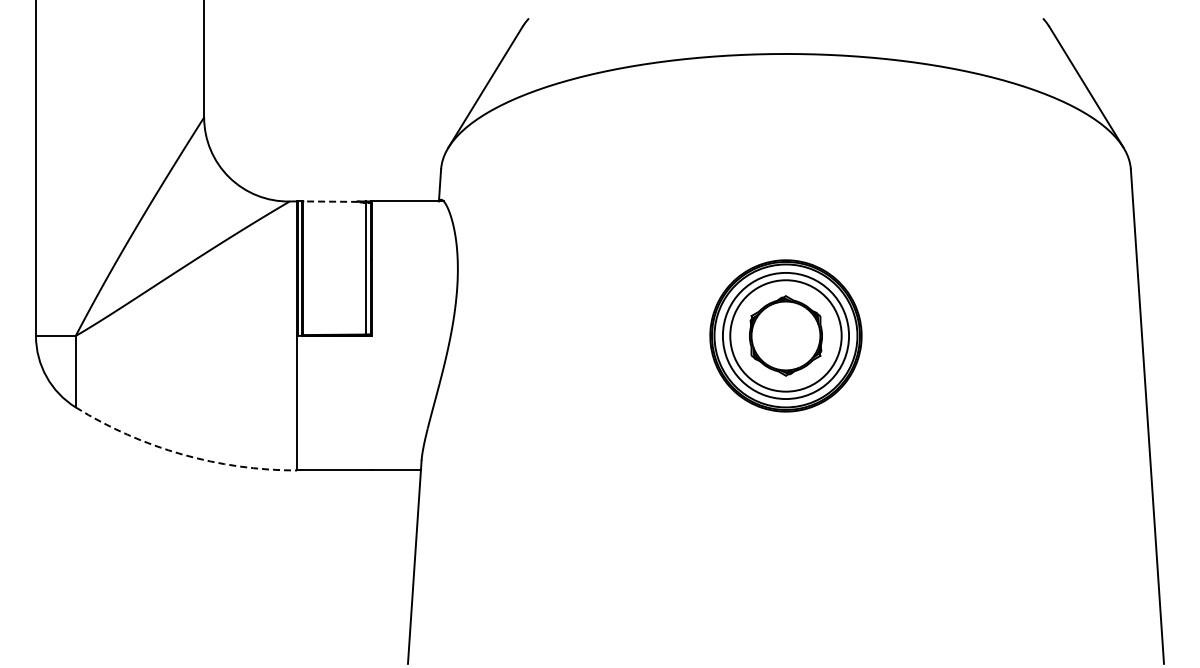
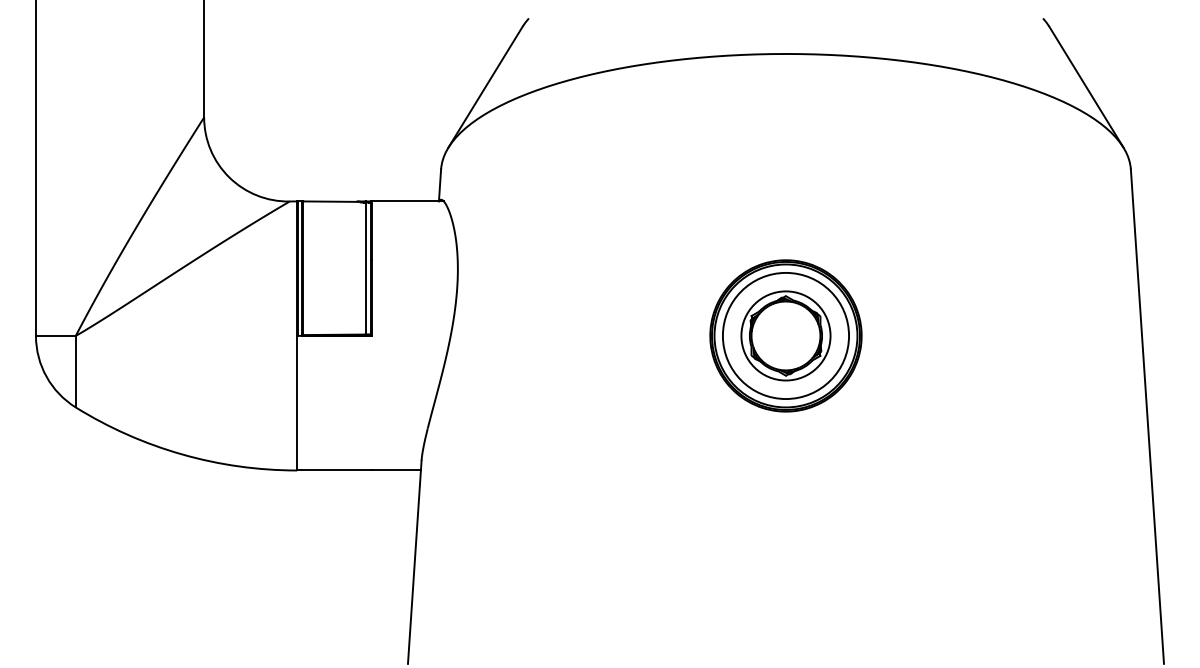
line: dashed -> solid (330, 201)
circle diameter: 111 px -> 89 px (785, 335)
arc: dashed -> solid (182, 454)
